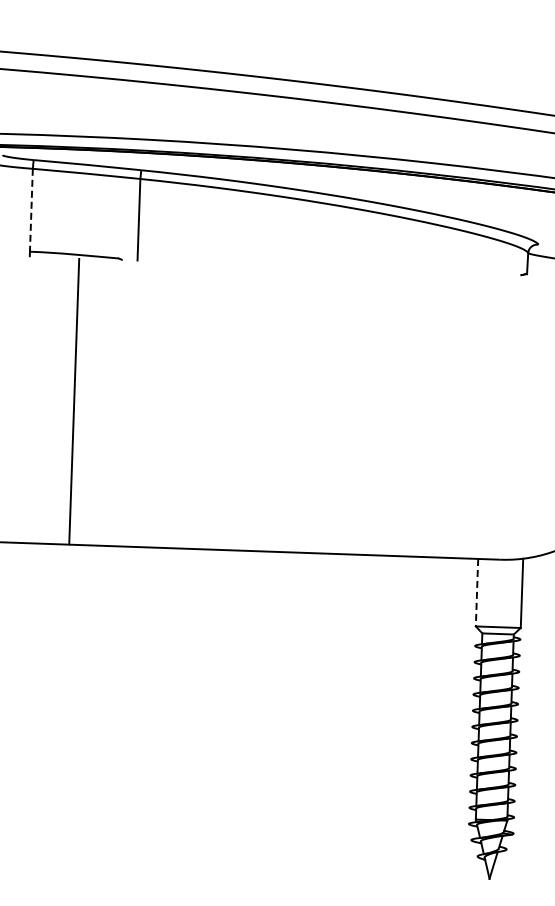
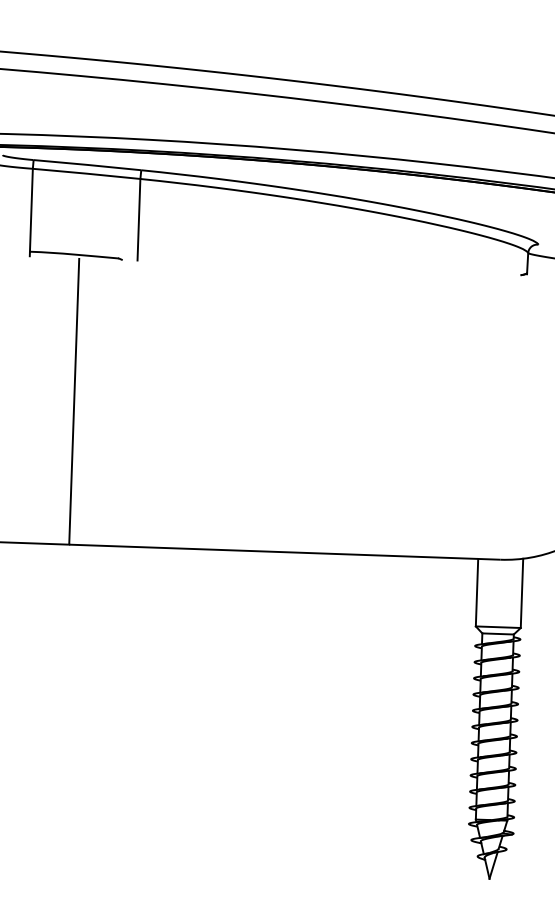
line: dashed -> solid (31, 210)
line: dashed -> solid (477, 592)
